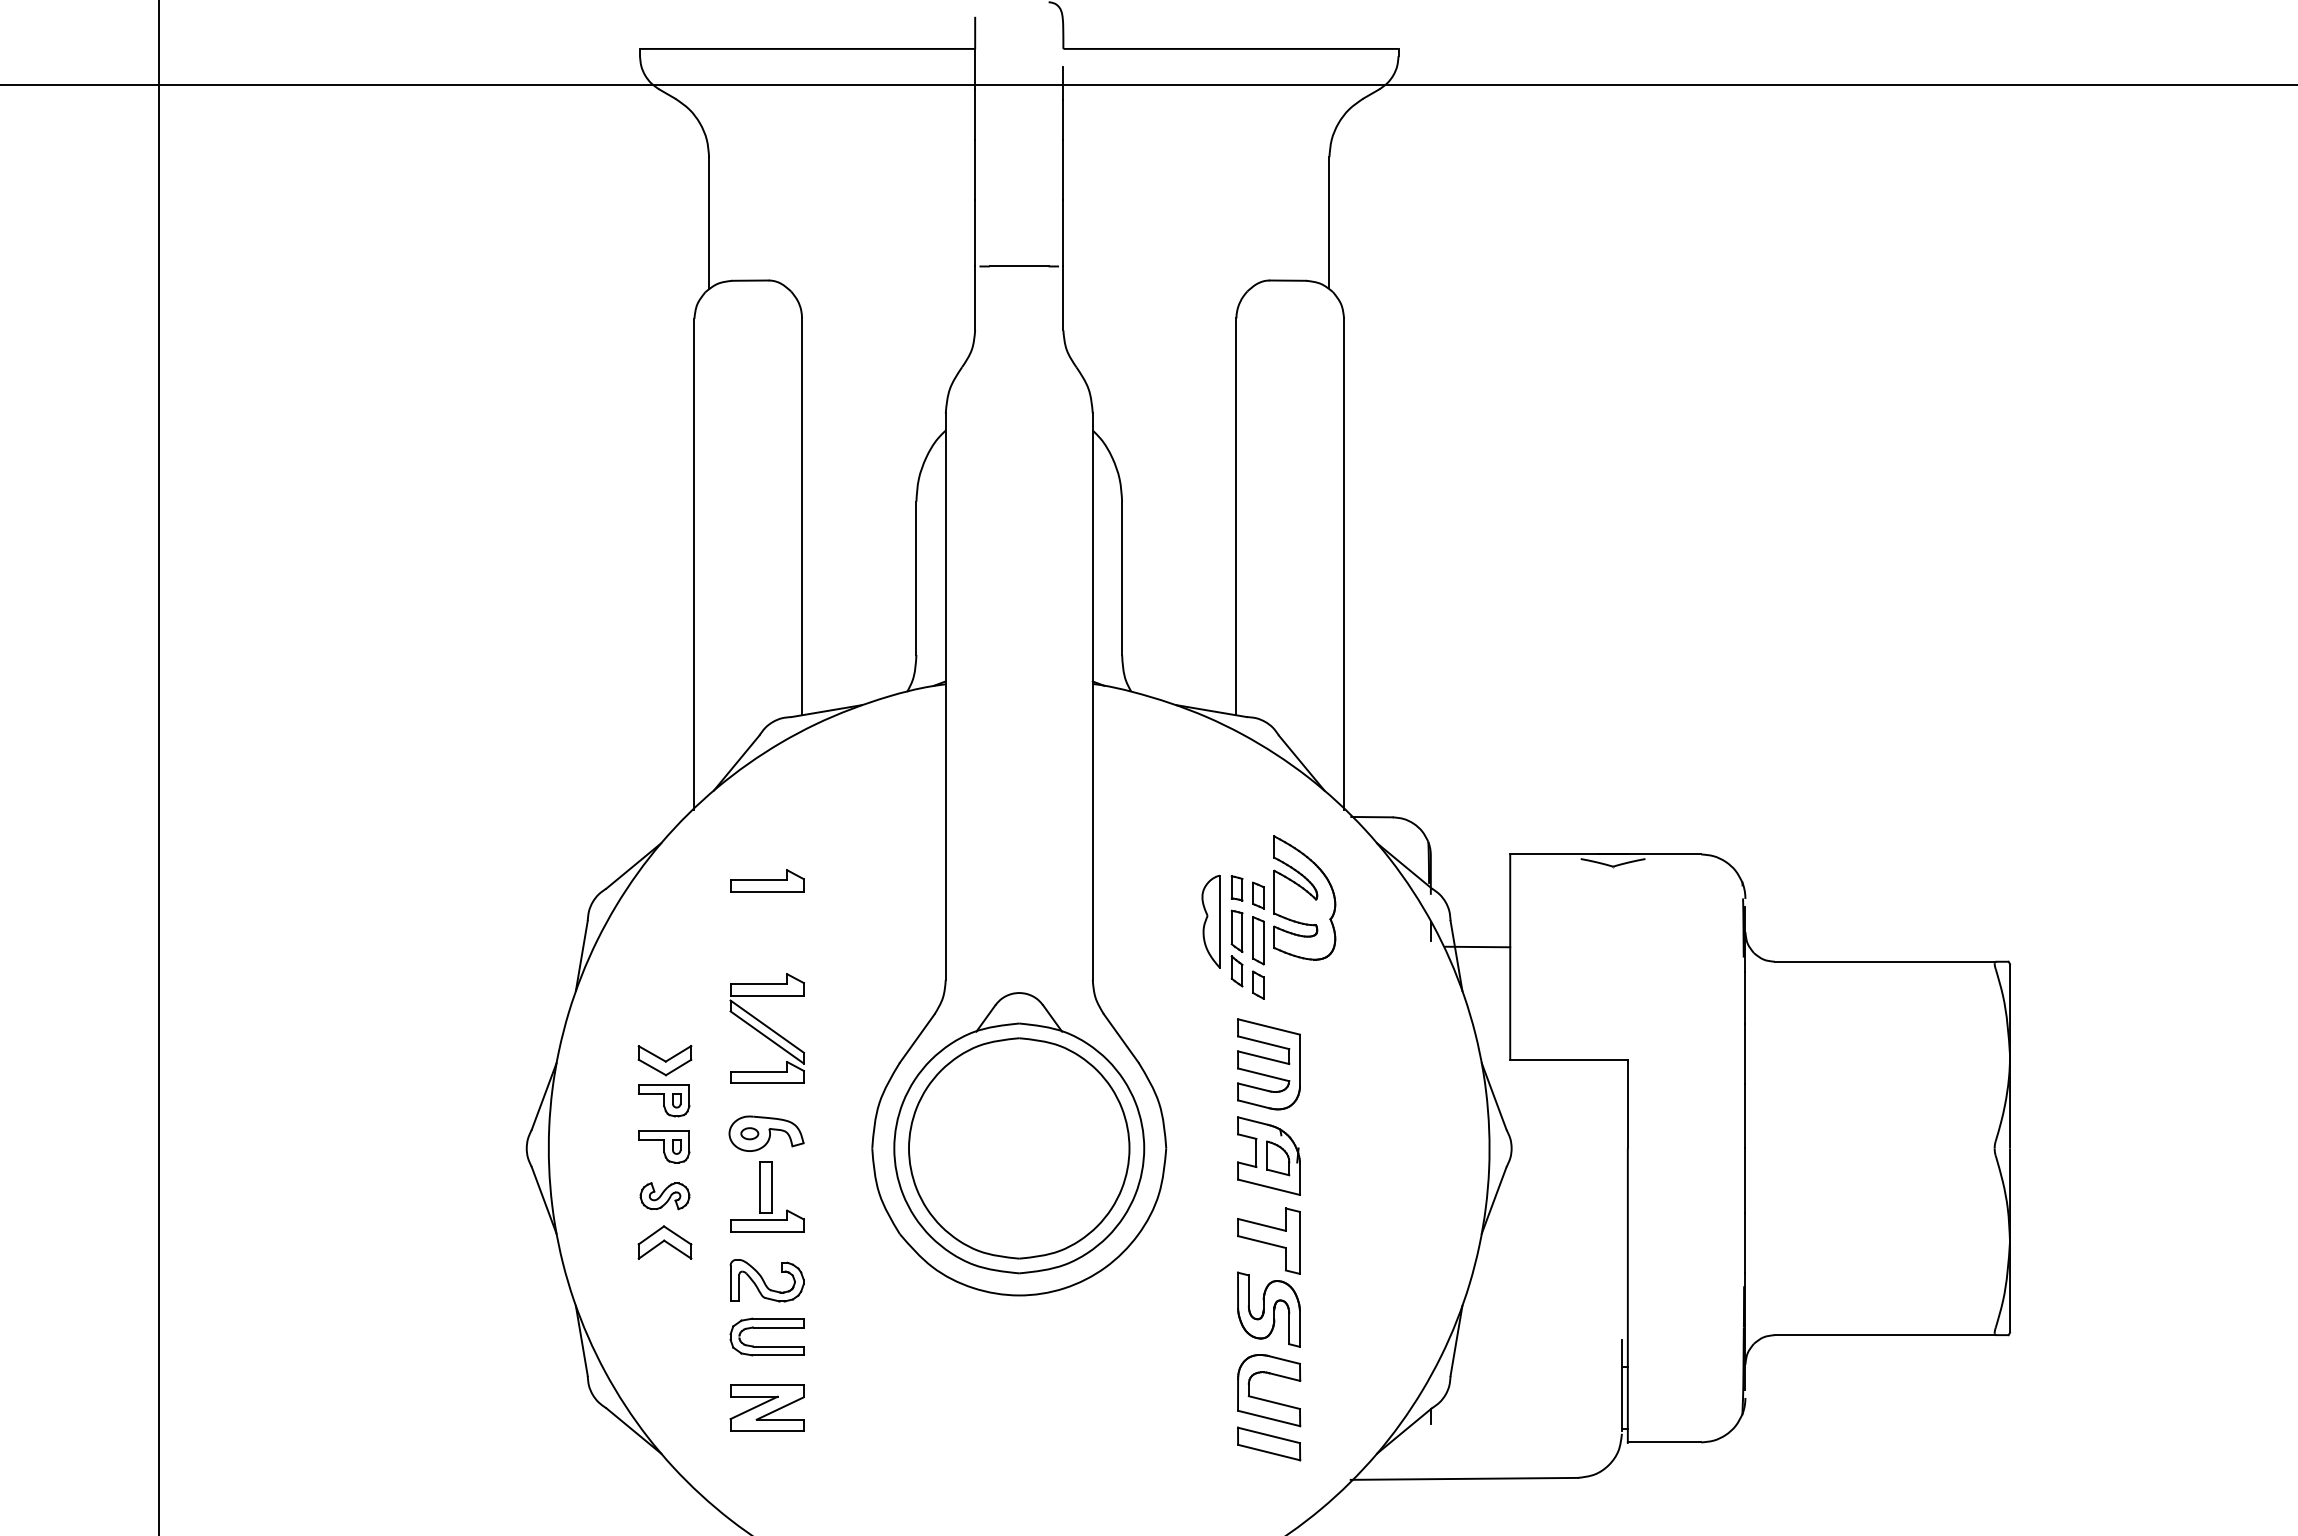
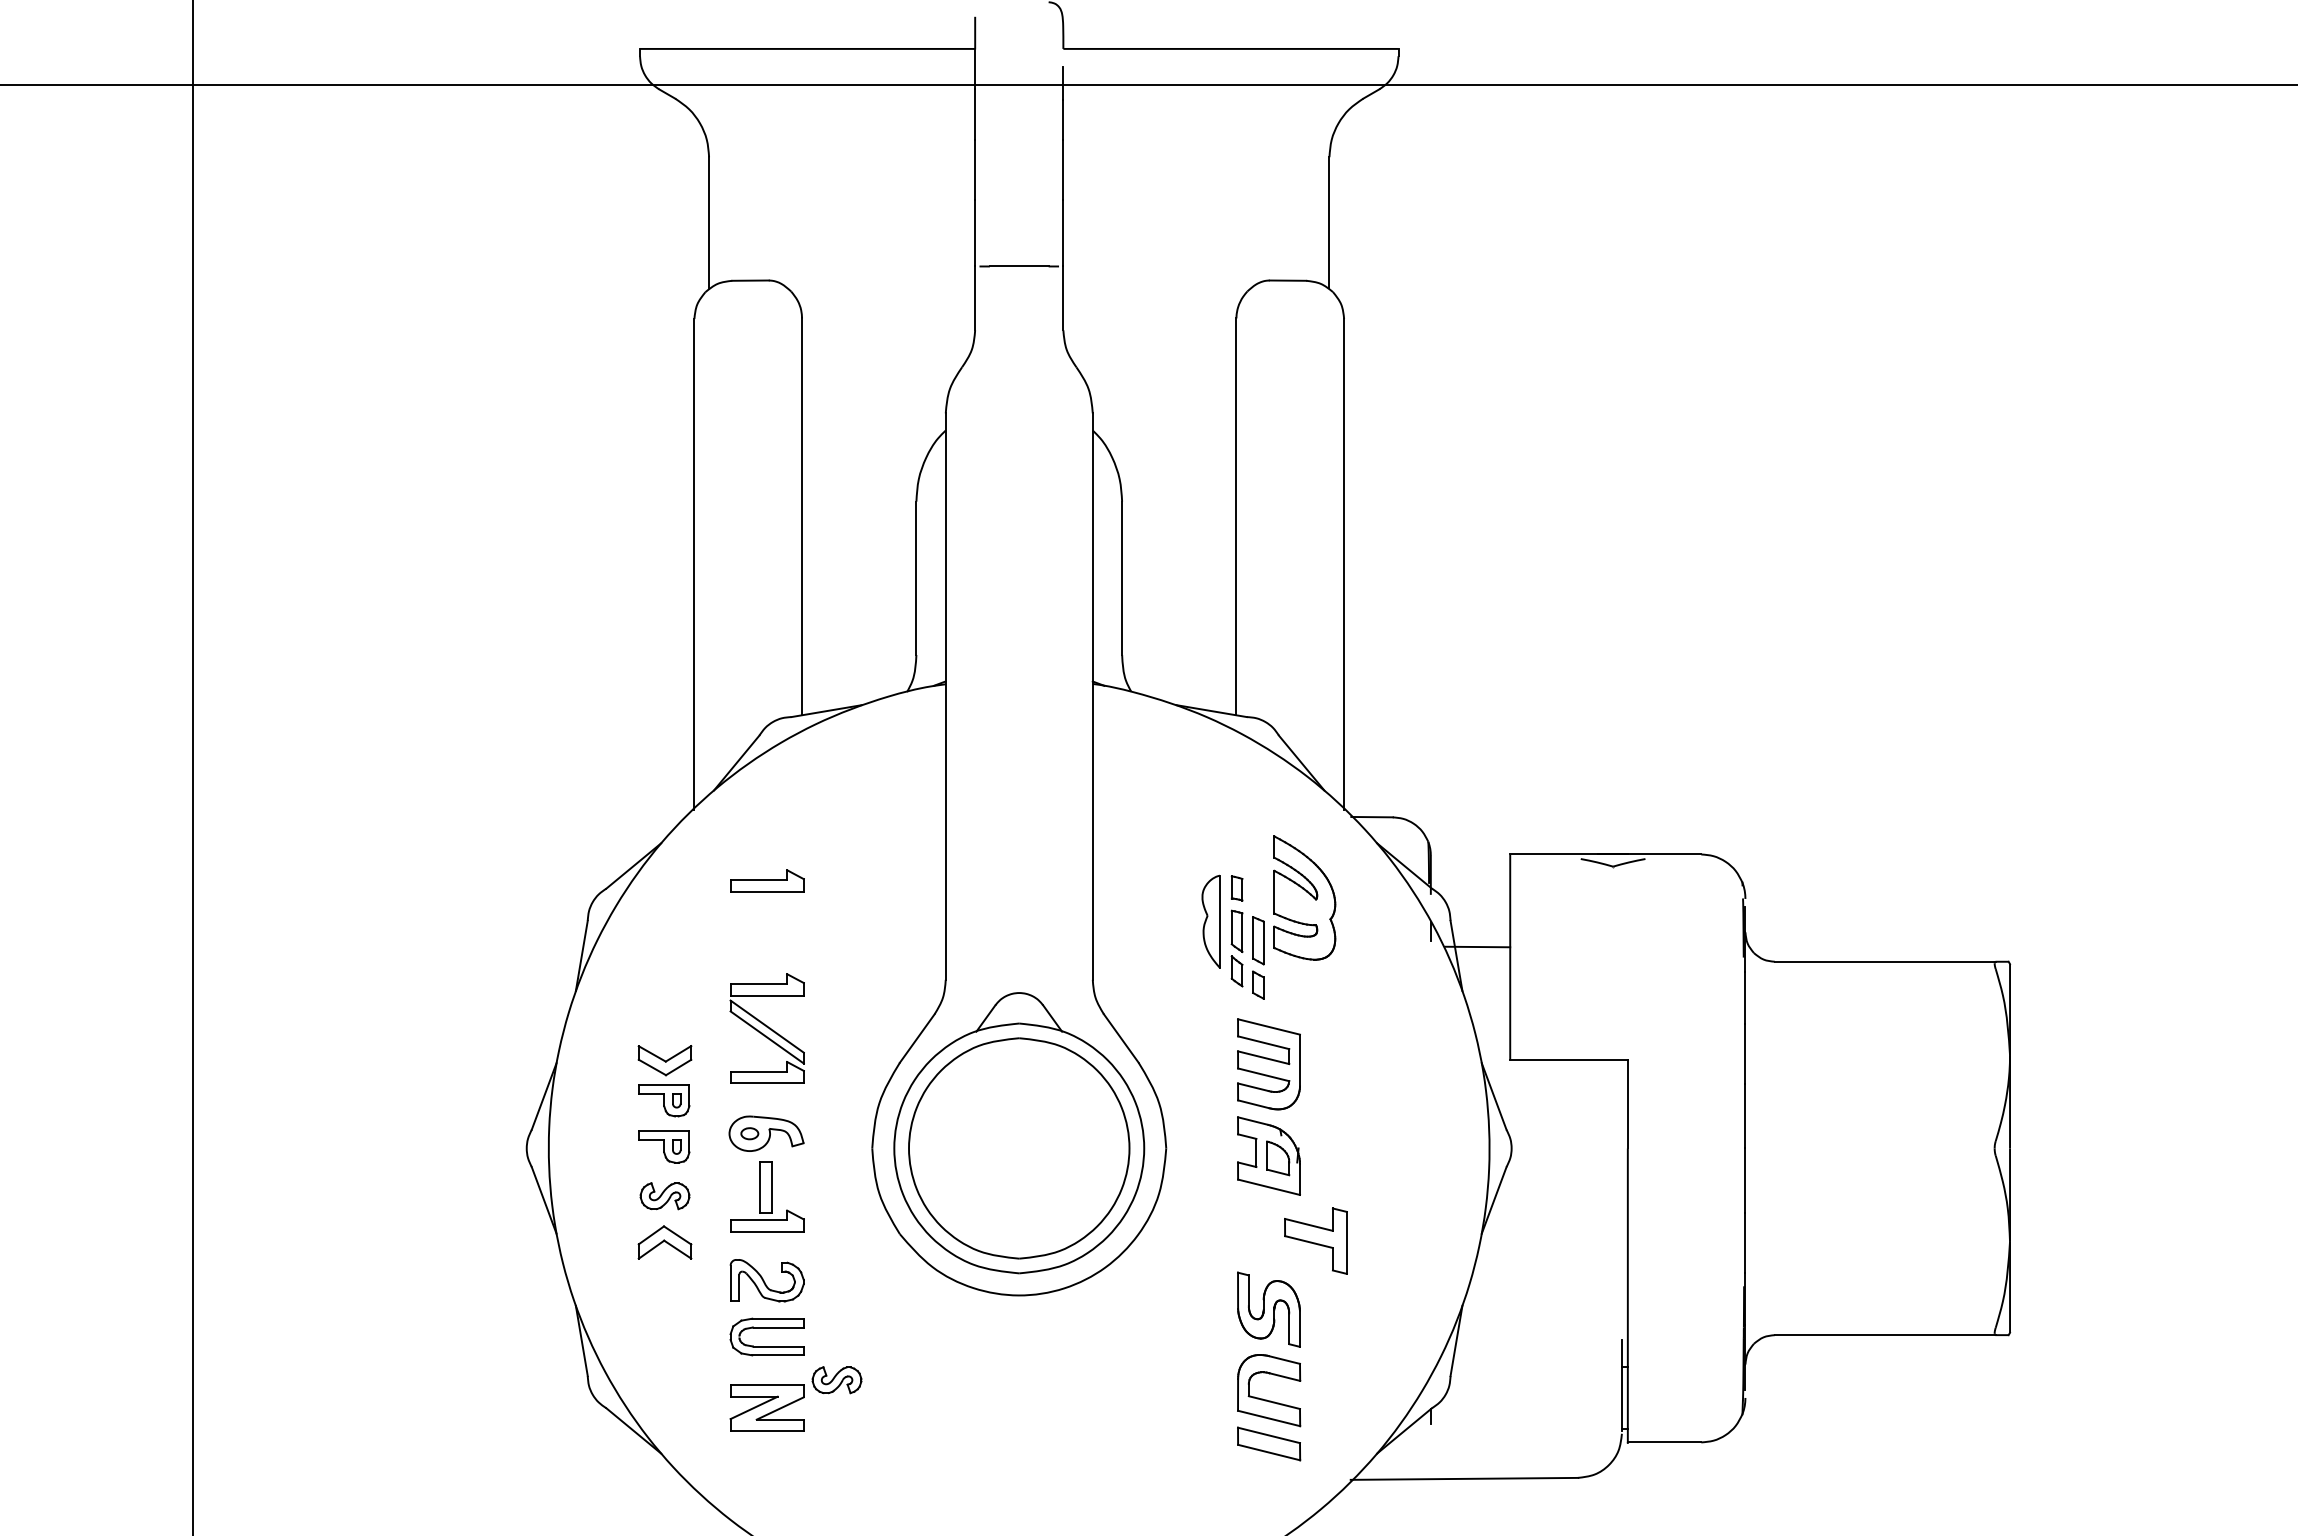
line position: (159, 767) -> (193, 767) (193, 767)
part: present -> none (1258, 895)
part position: (1268, 1240) -> (1315, 1240) (1315, 1240)
part: none -> present (836, 1380)
